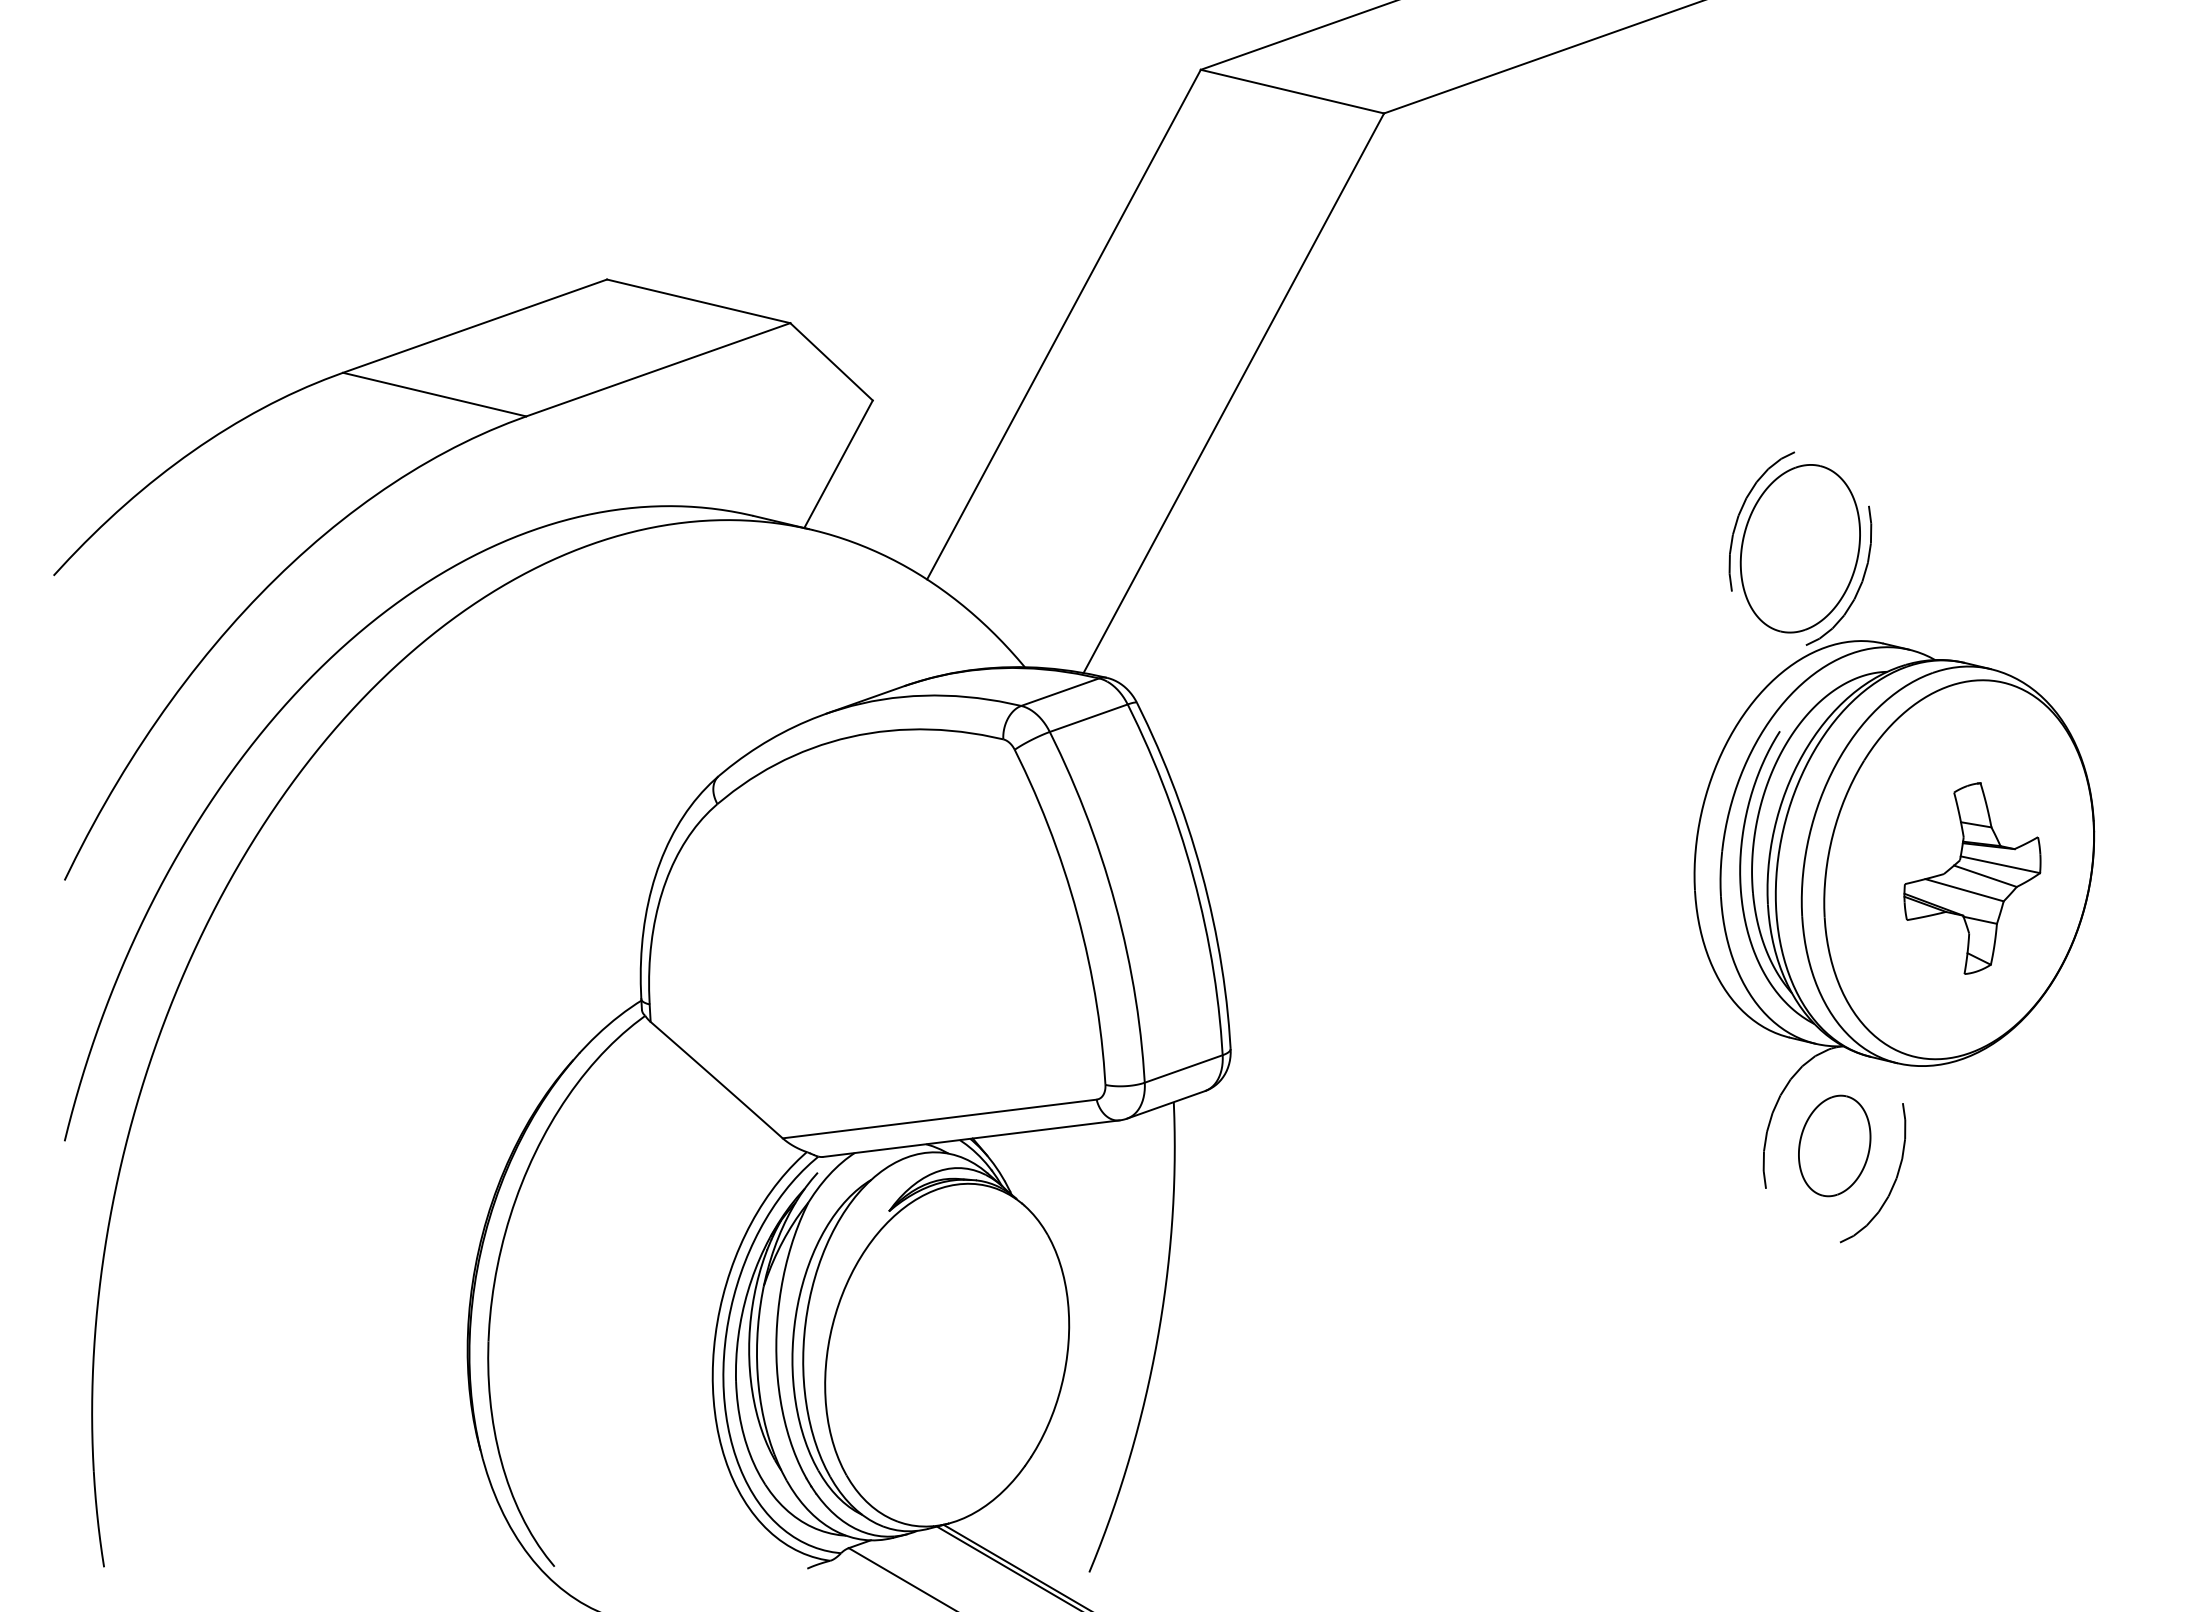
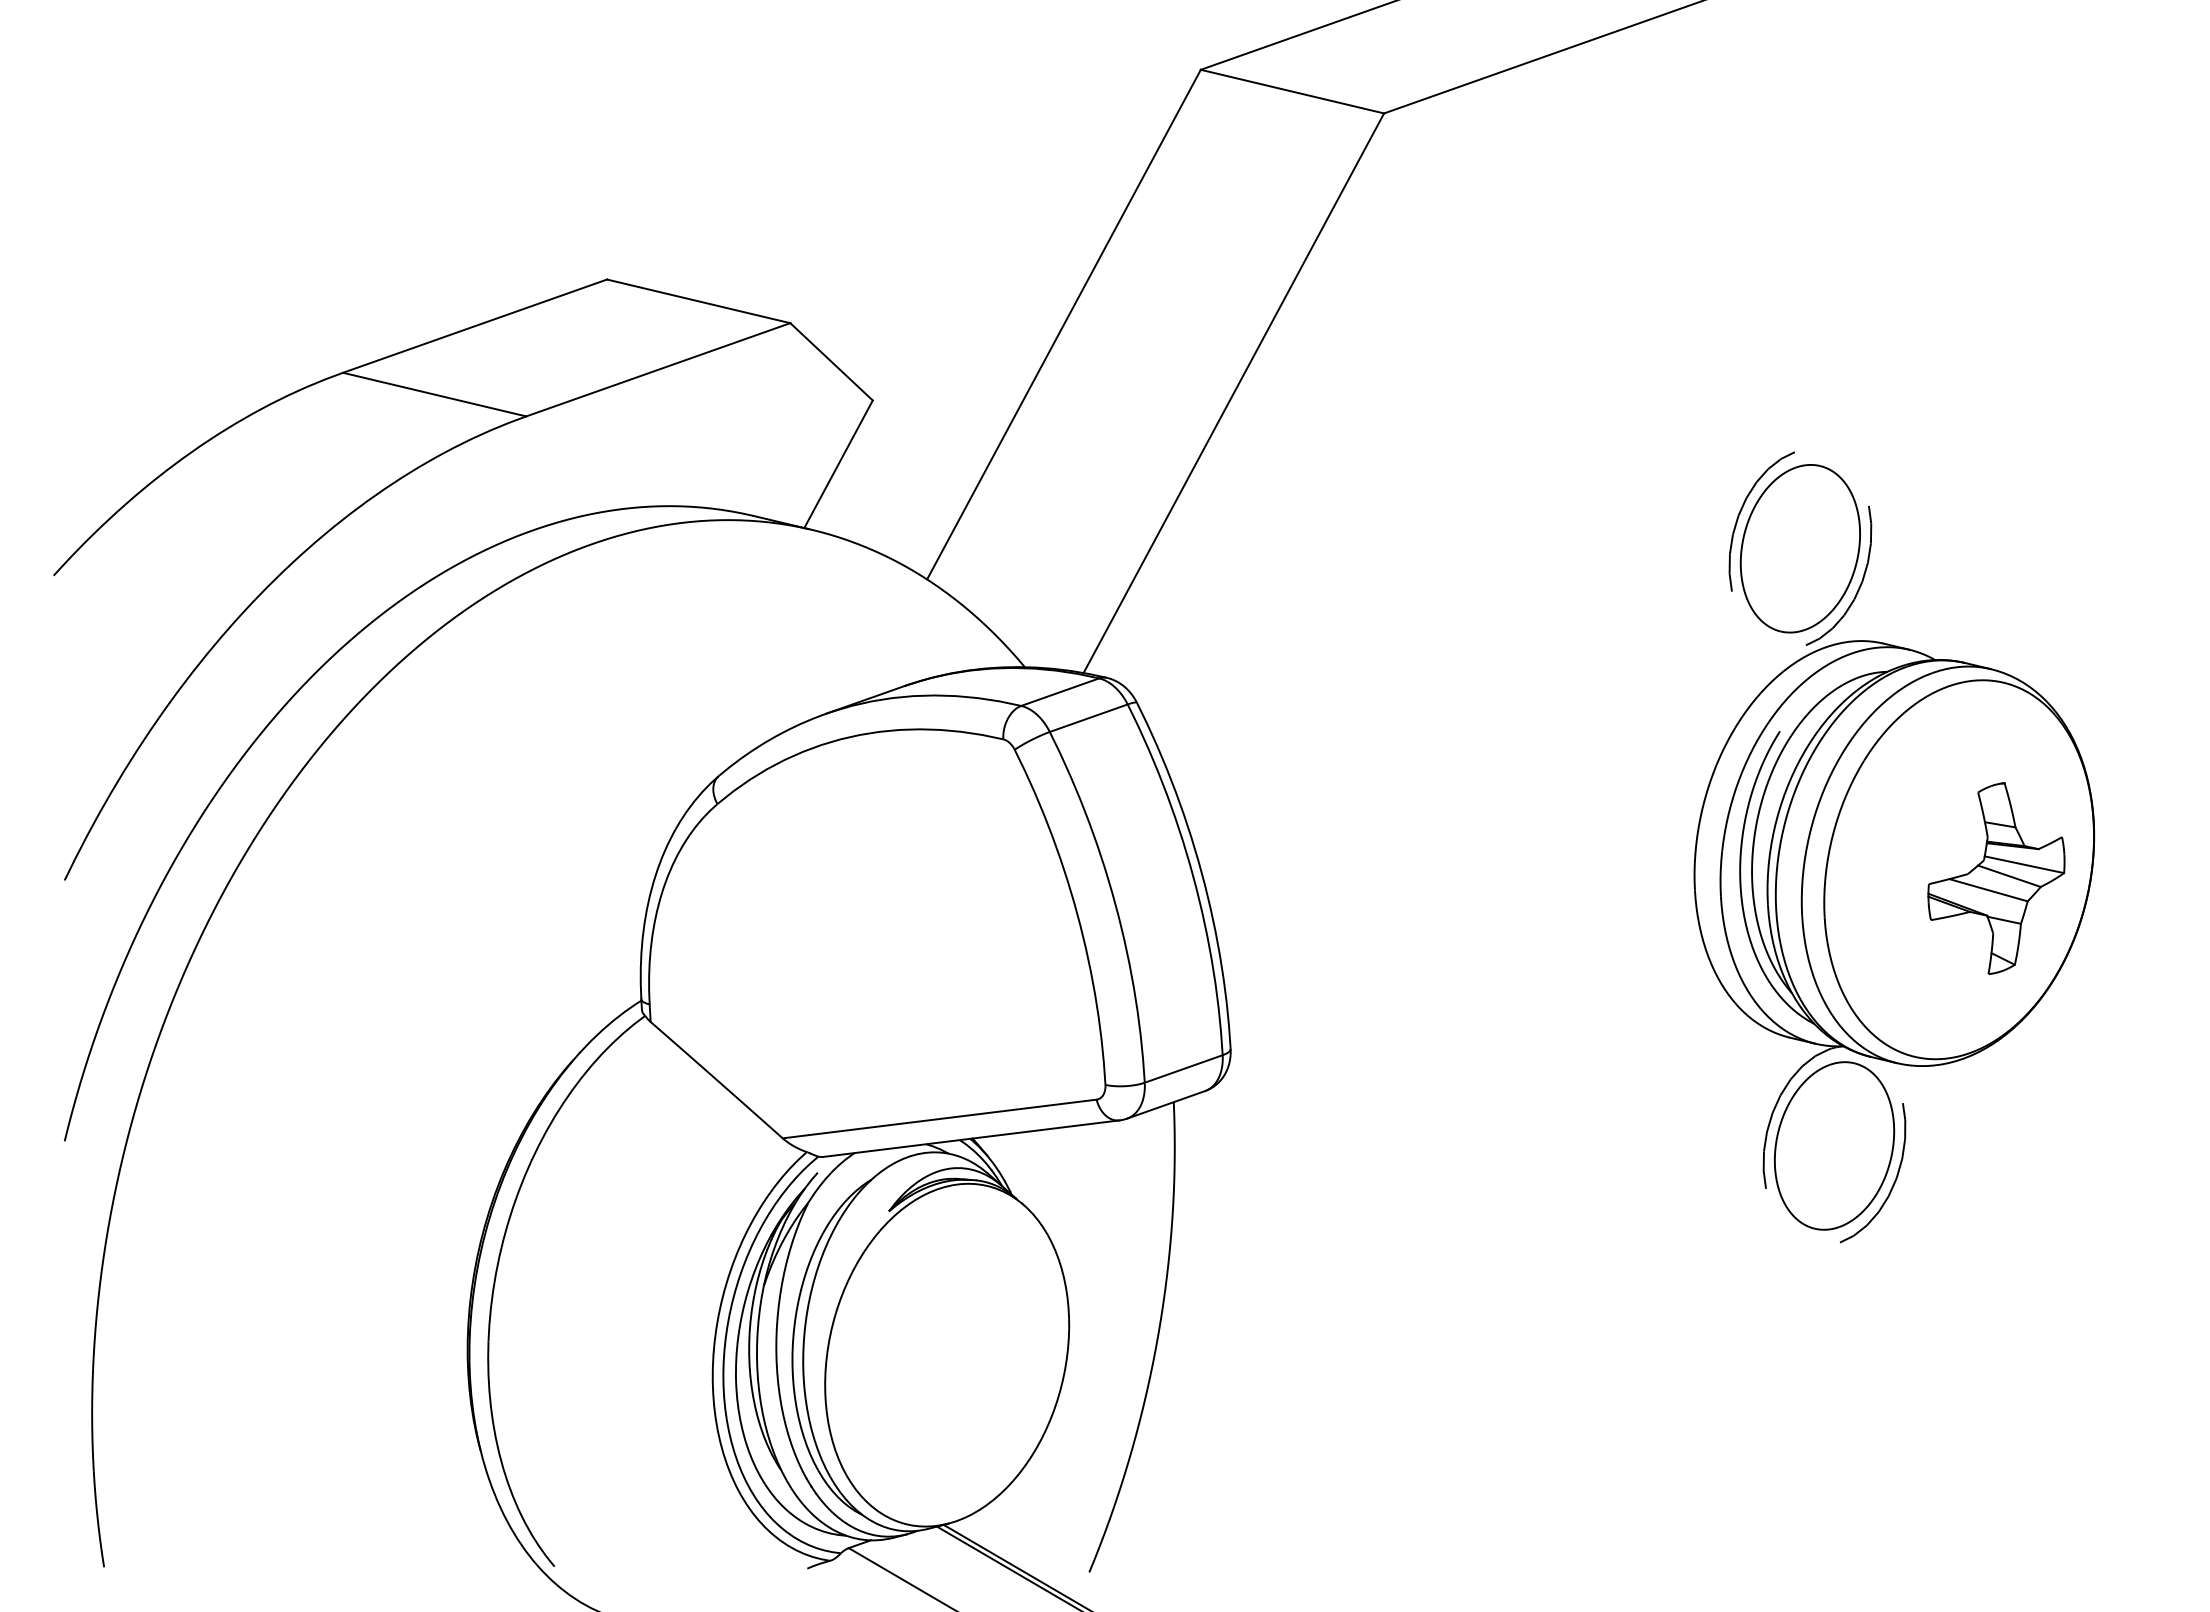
part position: (1972, 878) -> (1996, 878) (1996, 878)
part size: 74x104 px -> 122x170 px (1834, 1145)
